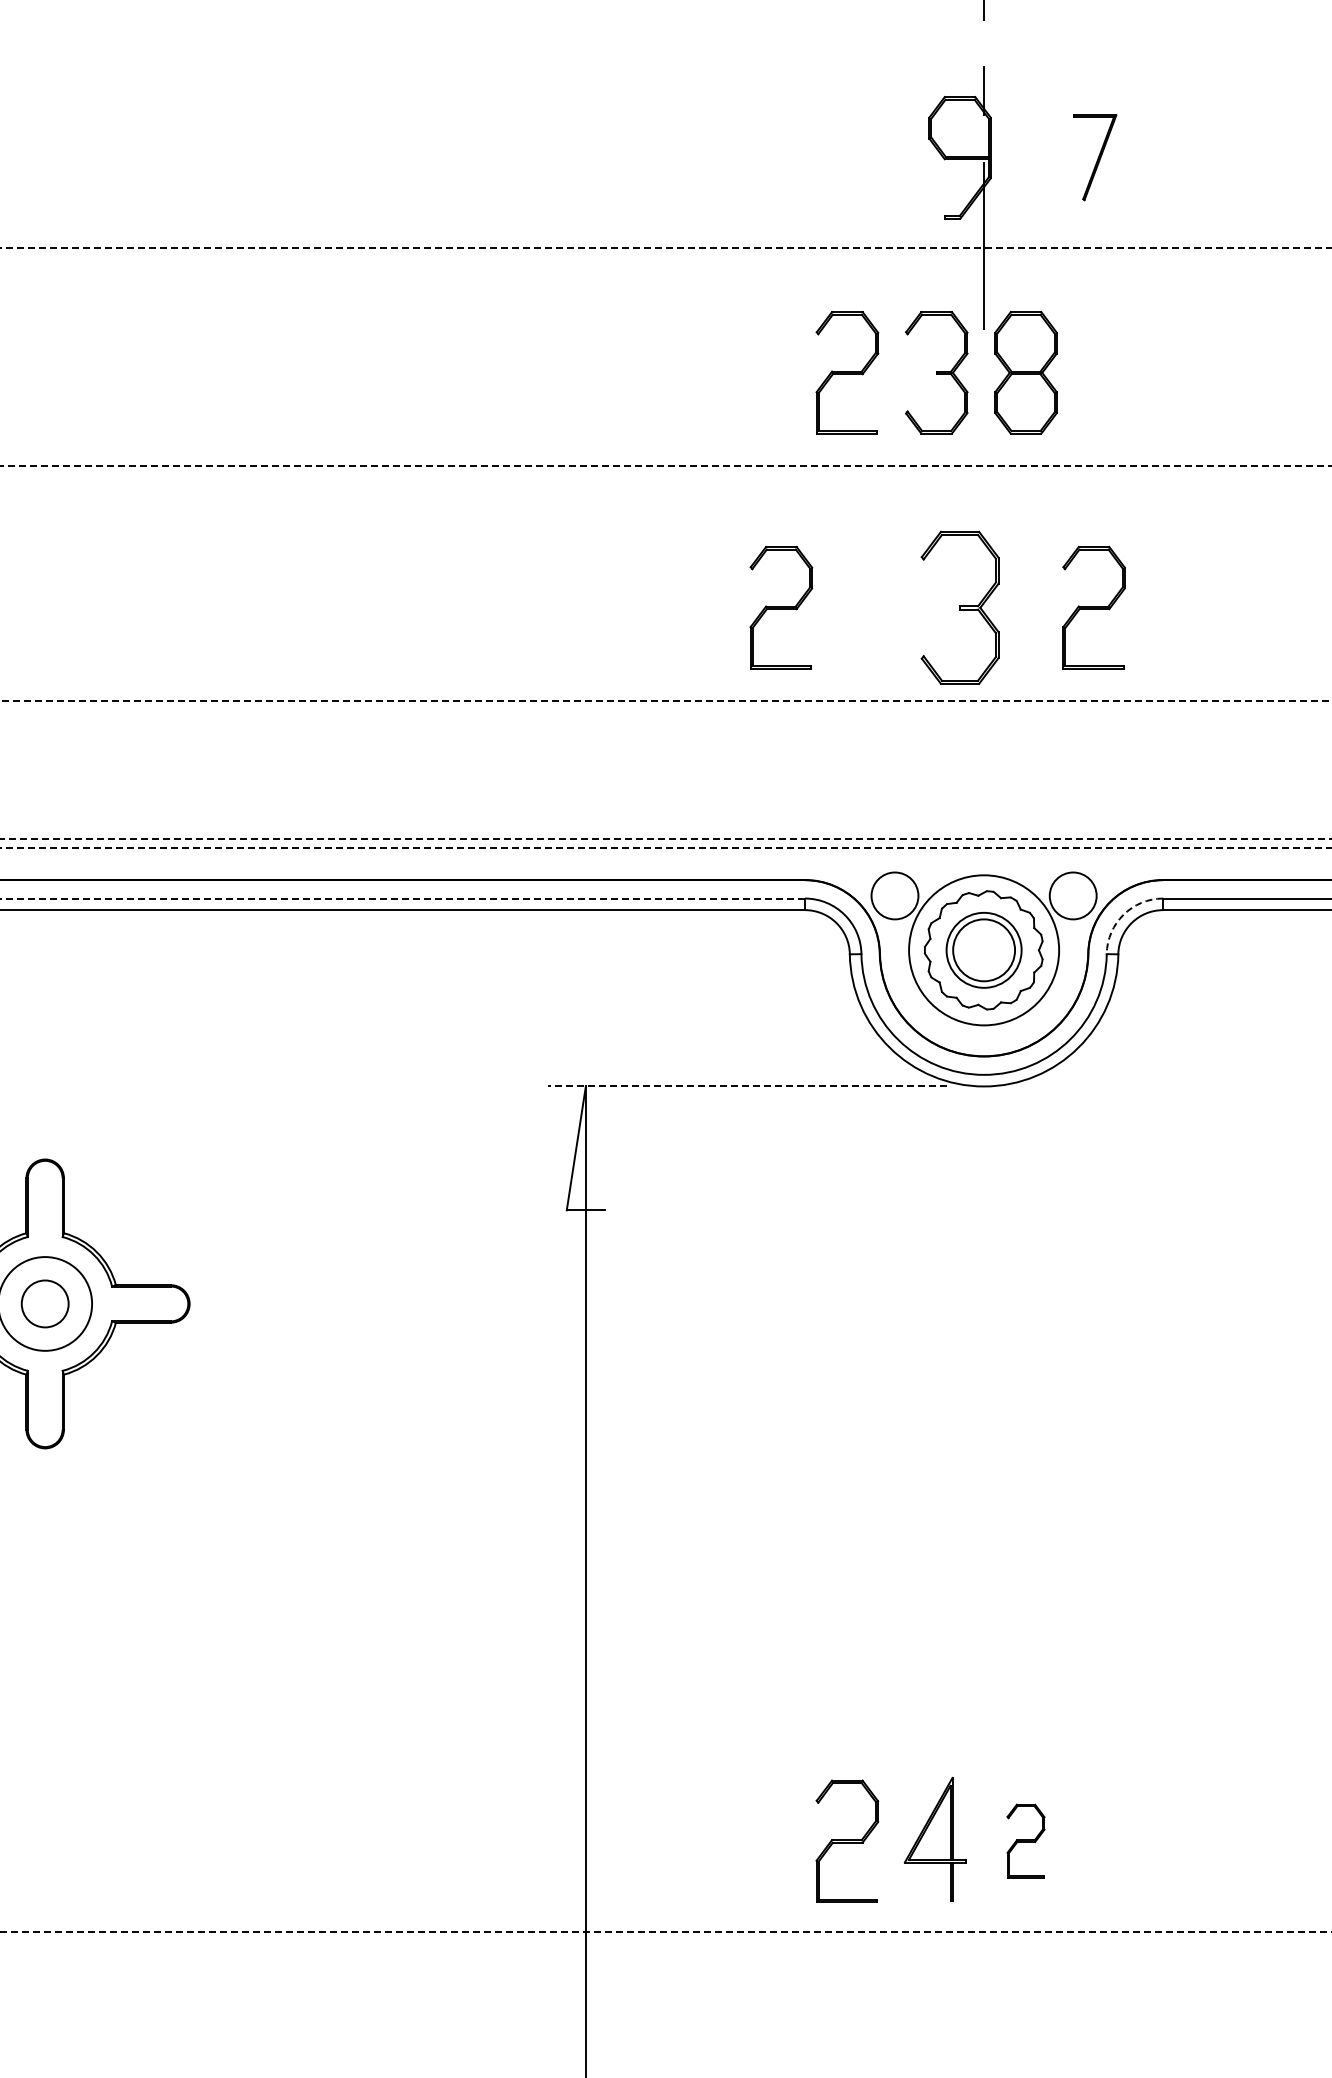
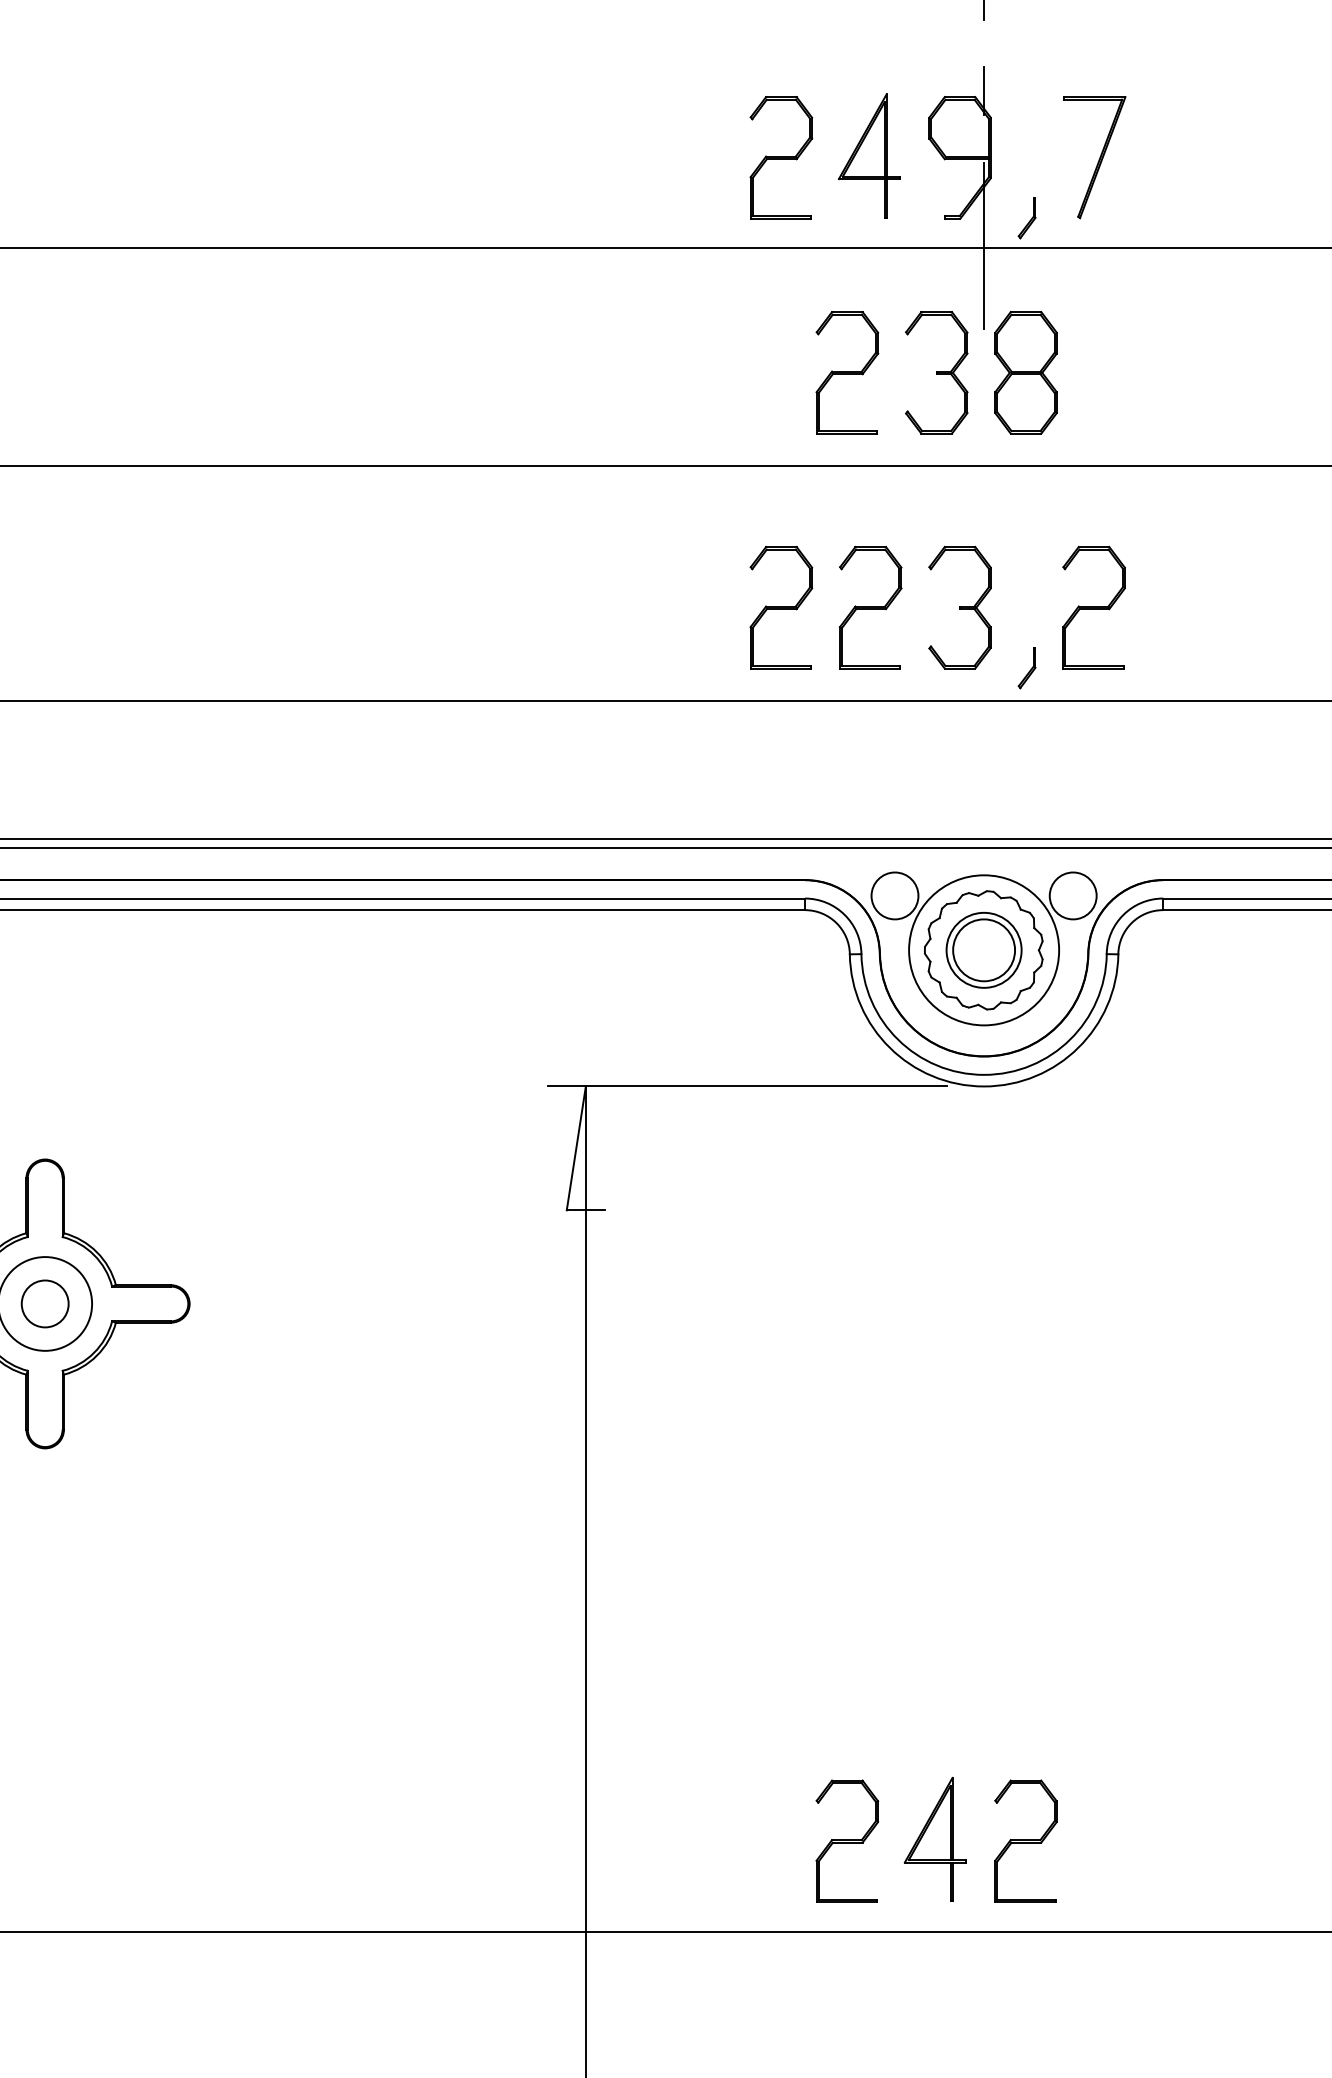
part: none -> present (868, 155)
part: none -> present (781, 157)
part size: 45x88 px -> 64x124 px (1094, 157)
part: none -> present (1026, 218)
line: dashed -> solid (666, 248)
line: dashed -> solid (666, 465)
part: none -> present (870, 607)
part size: 80x155 px -> 64x125 px (959, 607)
part: none -> present (1026, 668)
line: dashed -> solid (666, 700)
line: dashed -> solid (666, 838)
line: dashed -> solid (665, 848)
line: dashed -> solid (402, 898)
arc: dashed -> solid (1123, 914)
line: dashed -> solid (746, 1086)
part size: 40x76 px -> 64x124 px (1025, 1840)
line: dashed -> solid (666, 1931)
